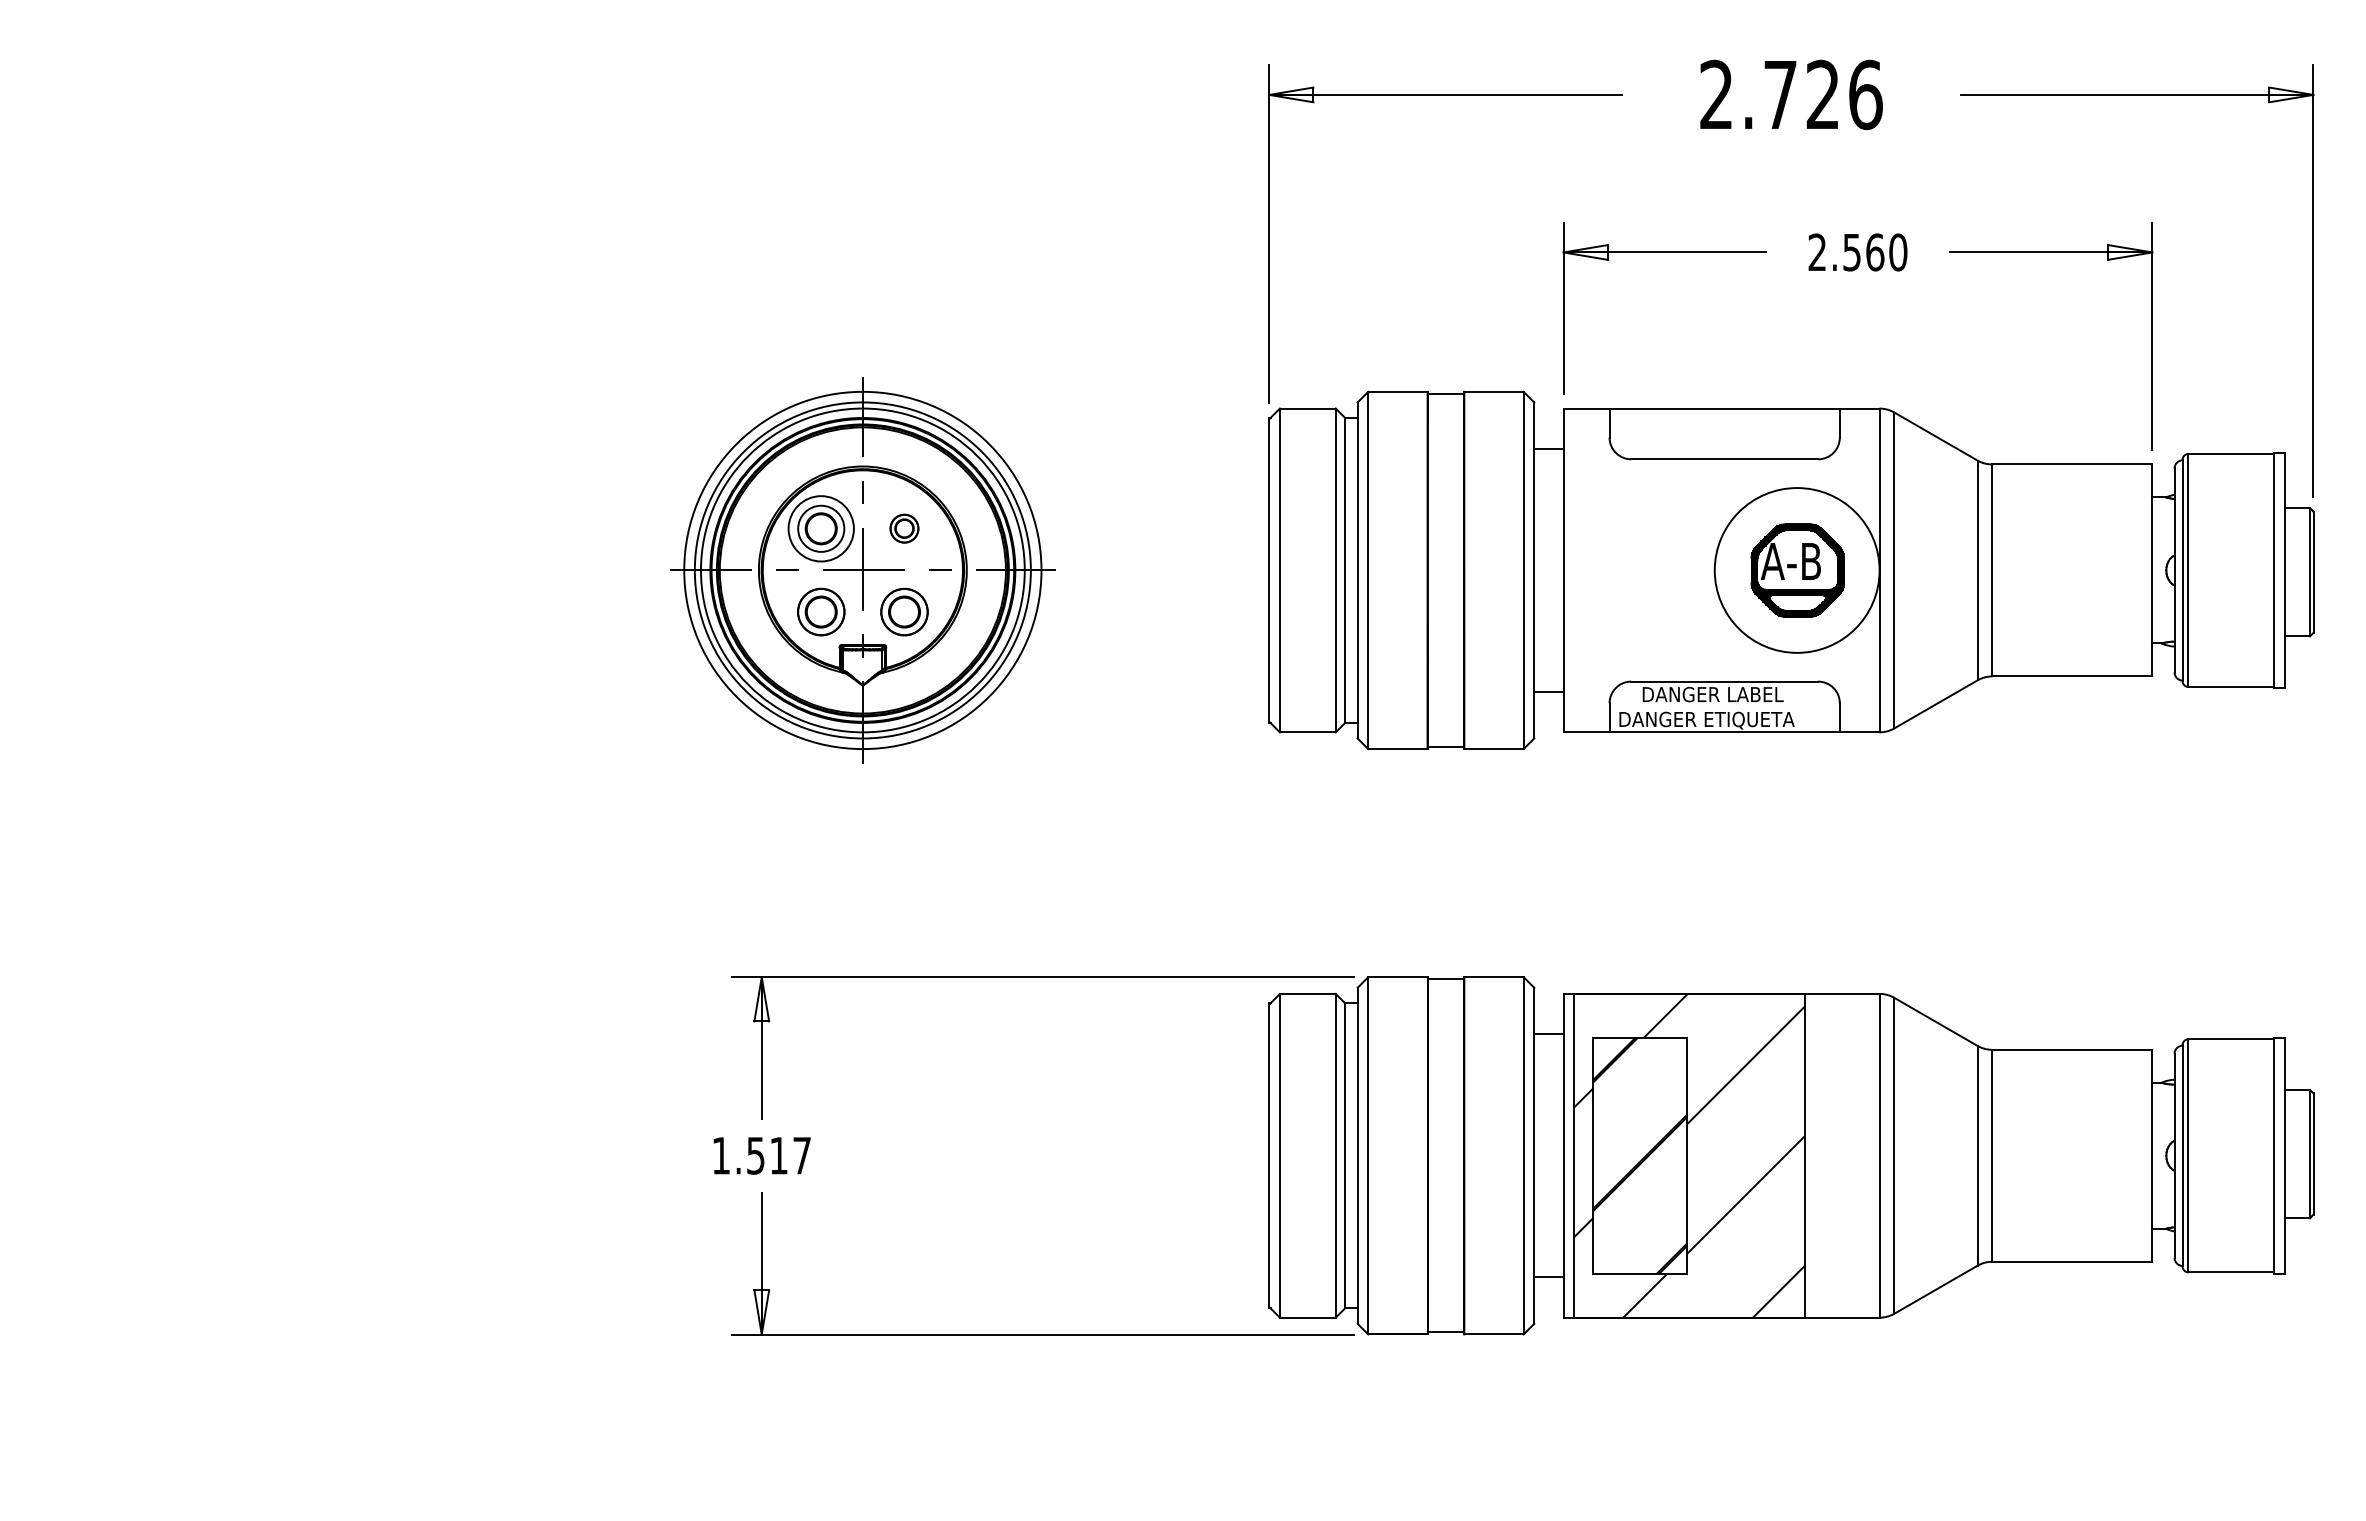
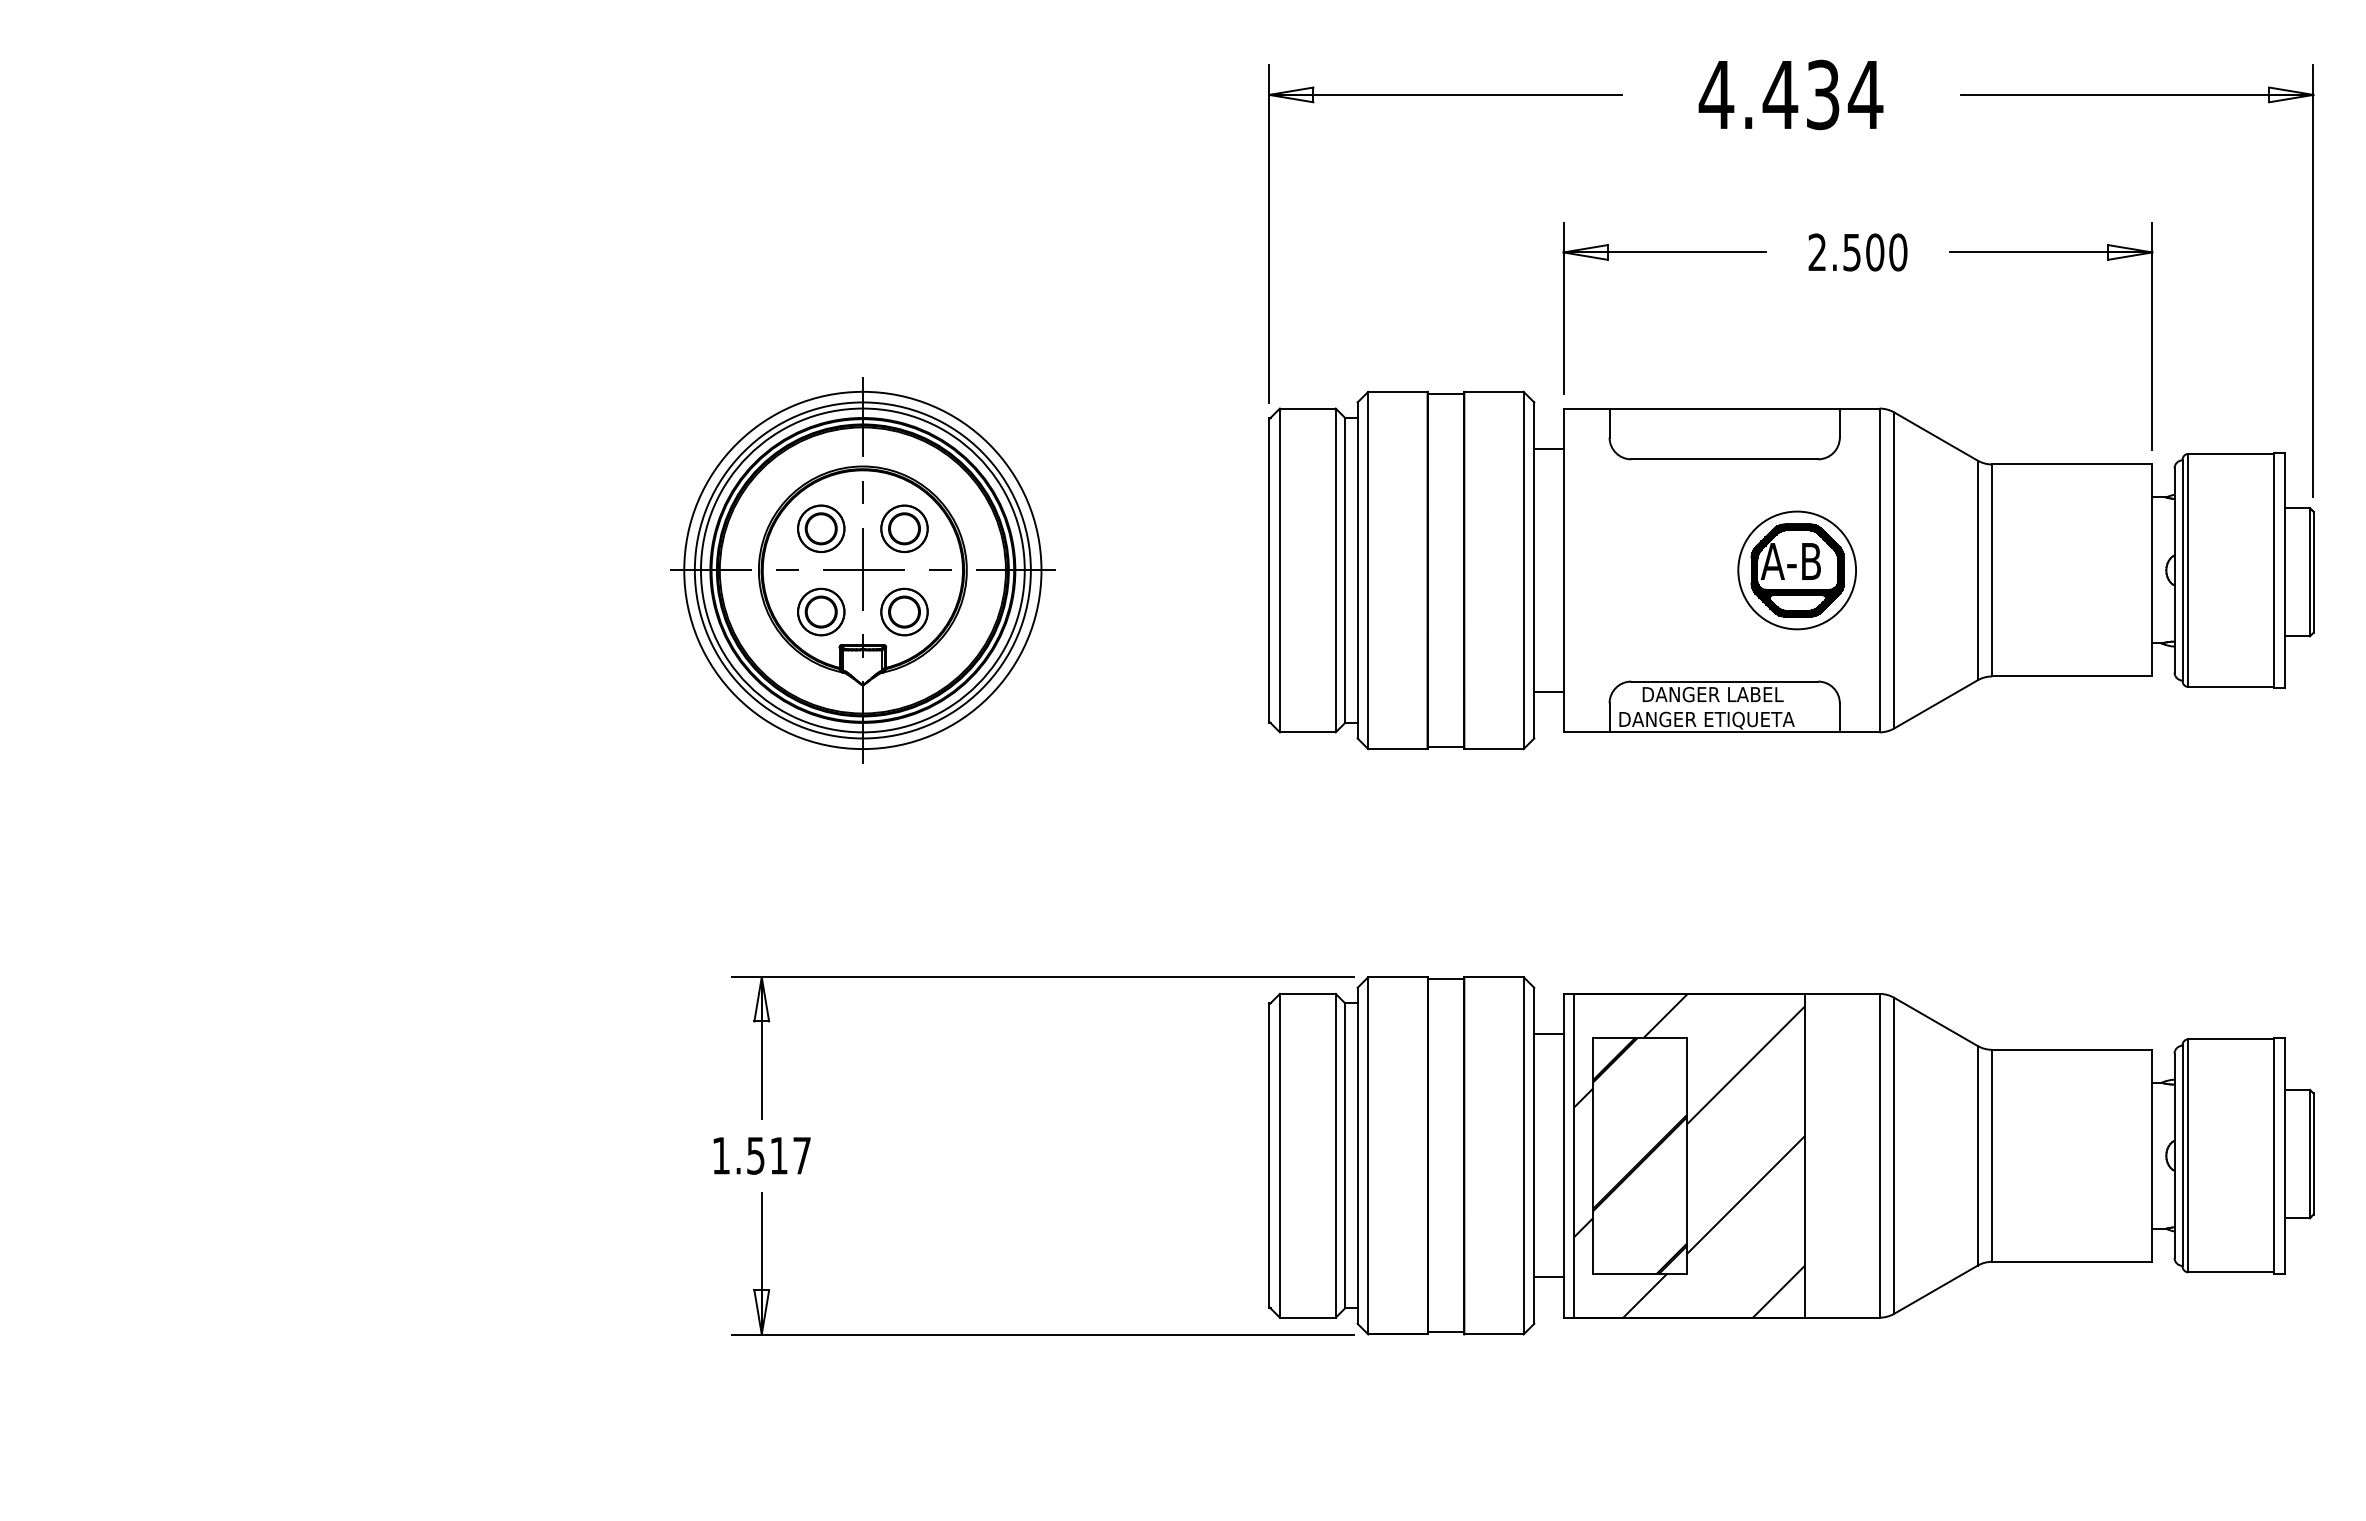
text: 2.726 -> 4.434 (1790, 94)
text: 2.560 -> 2.500 (1875, 252)
circle diameter: 65 px -> 47 px (820, 528)
part size: 31x31 px -> 49x49 px (904, 528)
circle diameter: 165 px -> 118 px (1797, 570)
